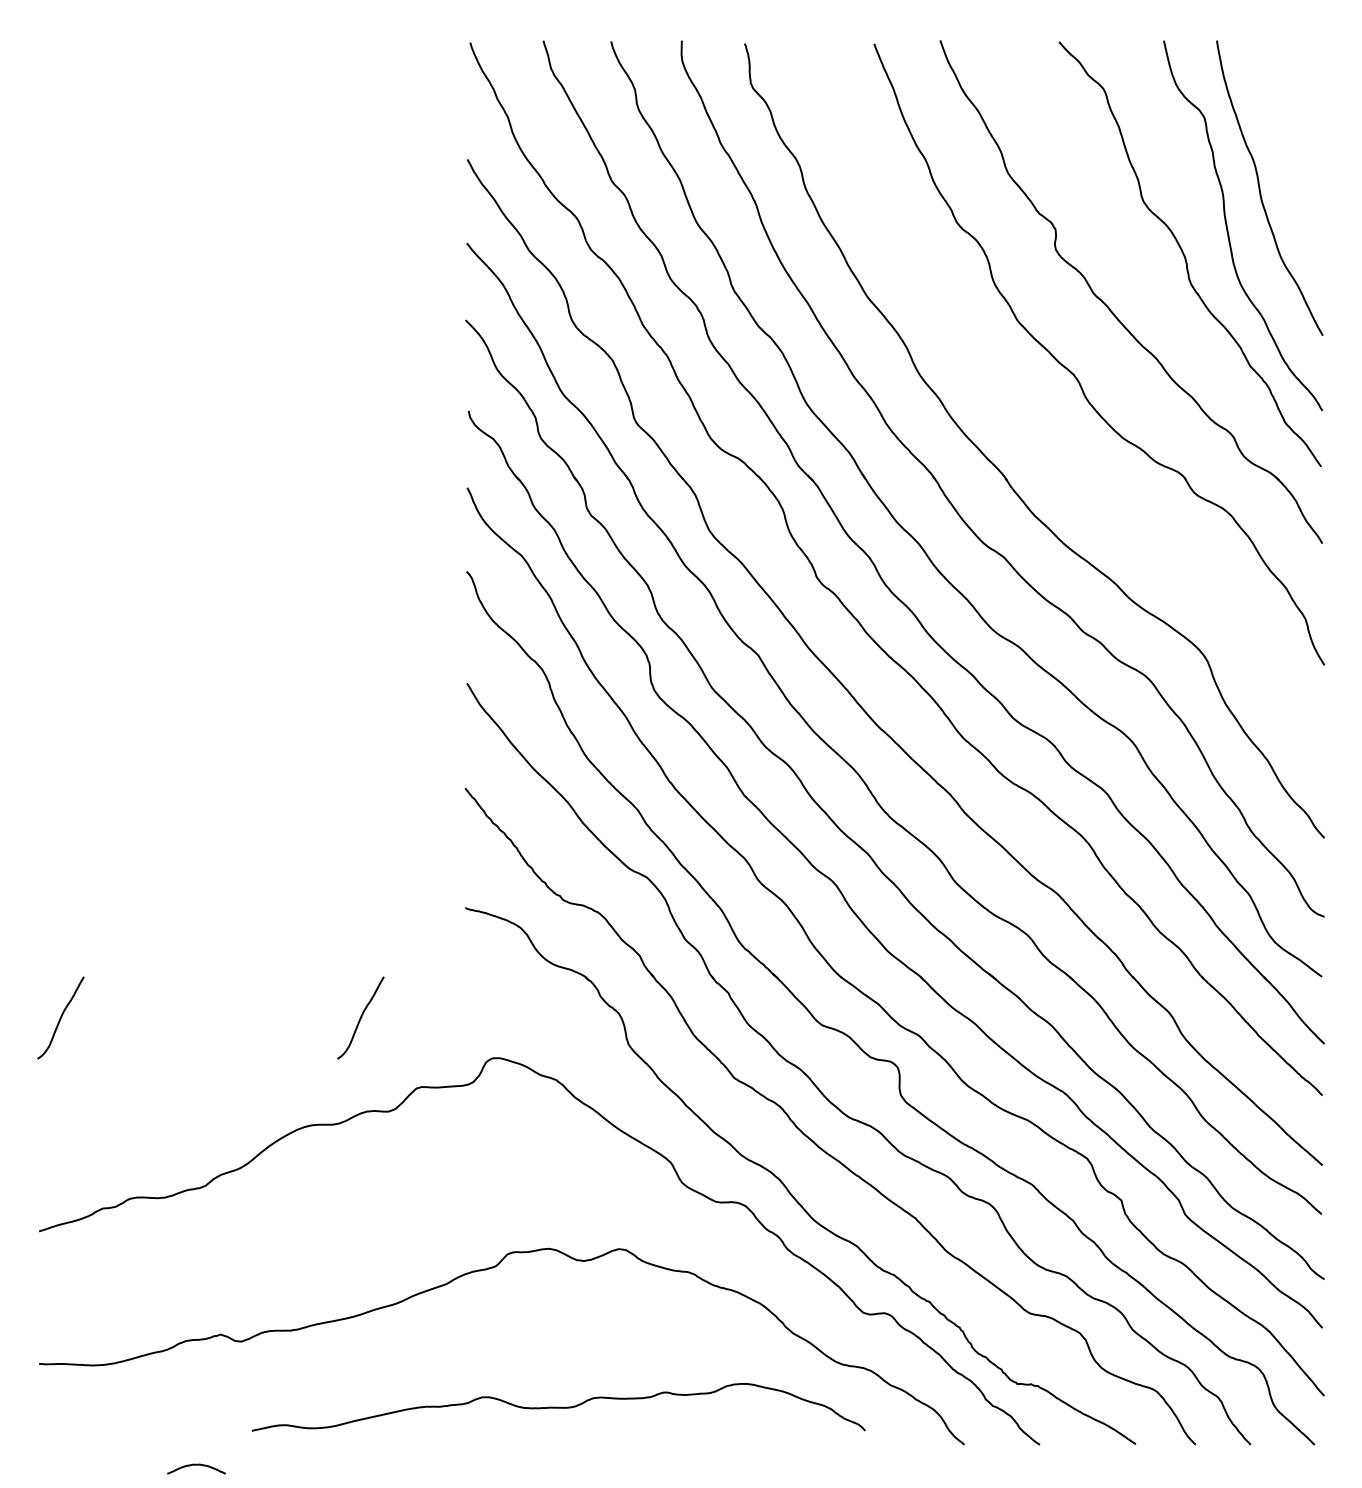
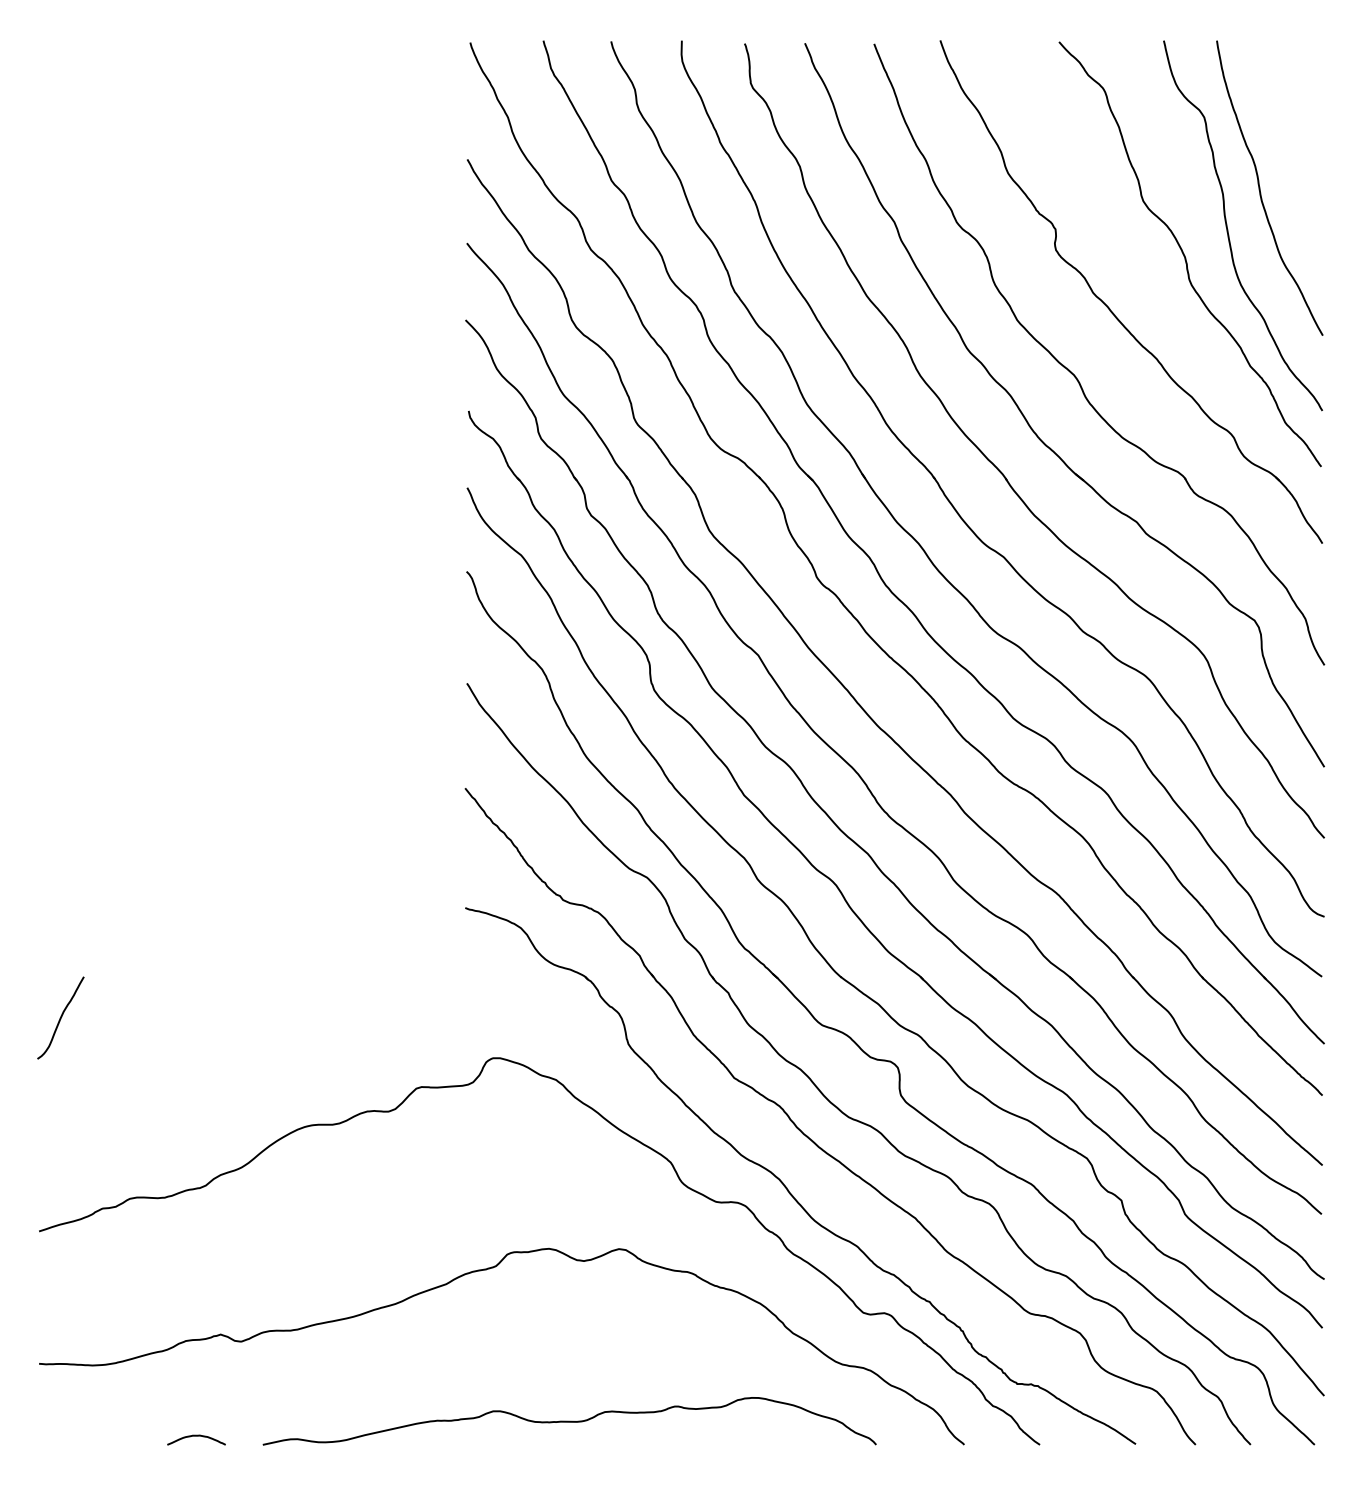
part: none -> present (1031, 426)
curve: present -> none (360, 1017)
curve position: (558, 1407) -> (569, 1421) (569, 1421)
curve position: (196, 1465) -> (196, 1436) (196, 1436)
